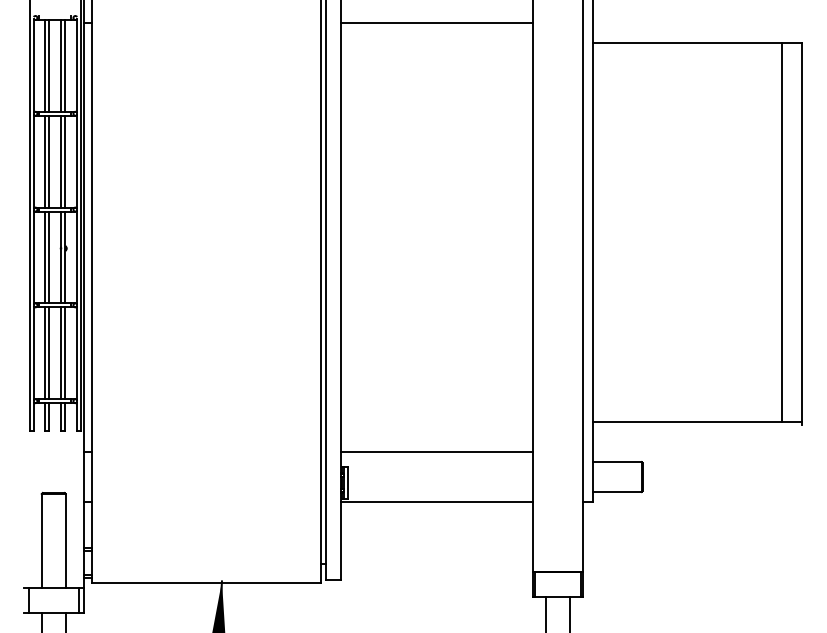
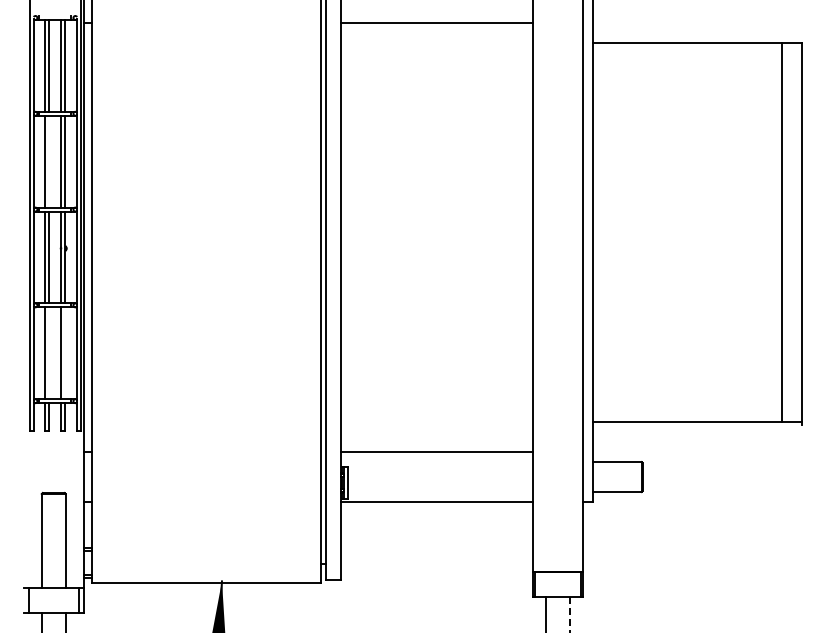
line: present -> none (49, 161)
line: present -> none (49, 353)
line: present -> none (65, 353)
line: solid -> dashed (569, 614)
